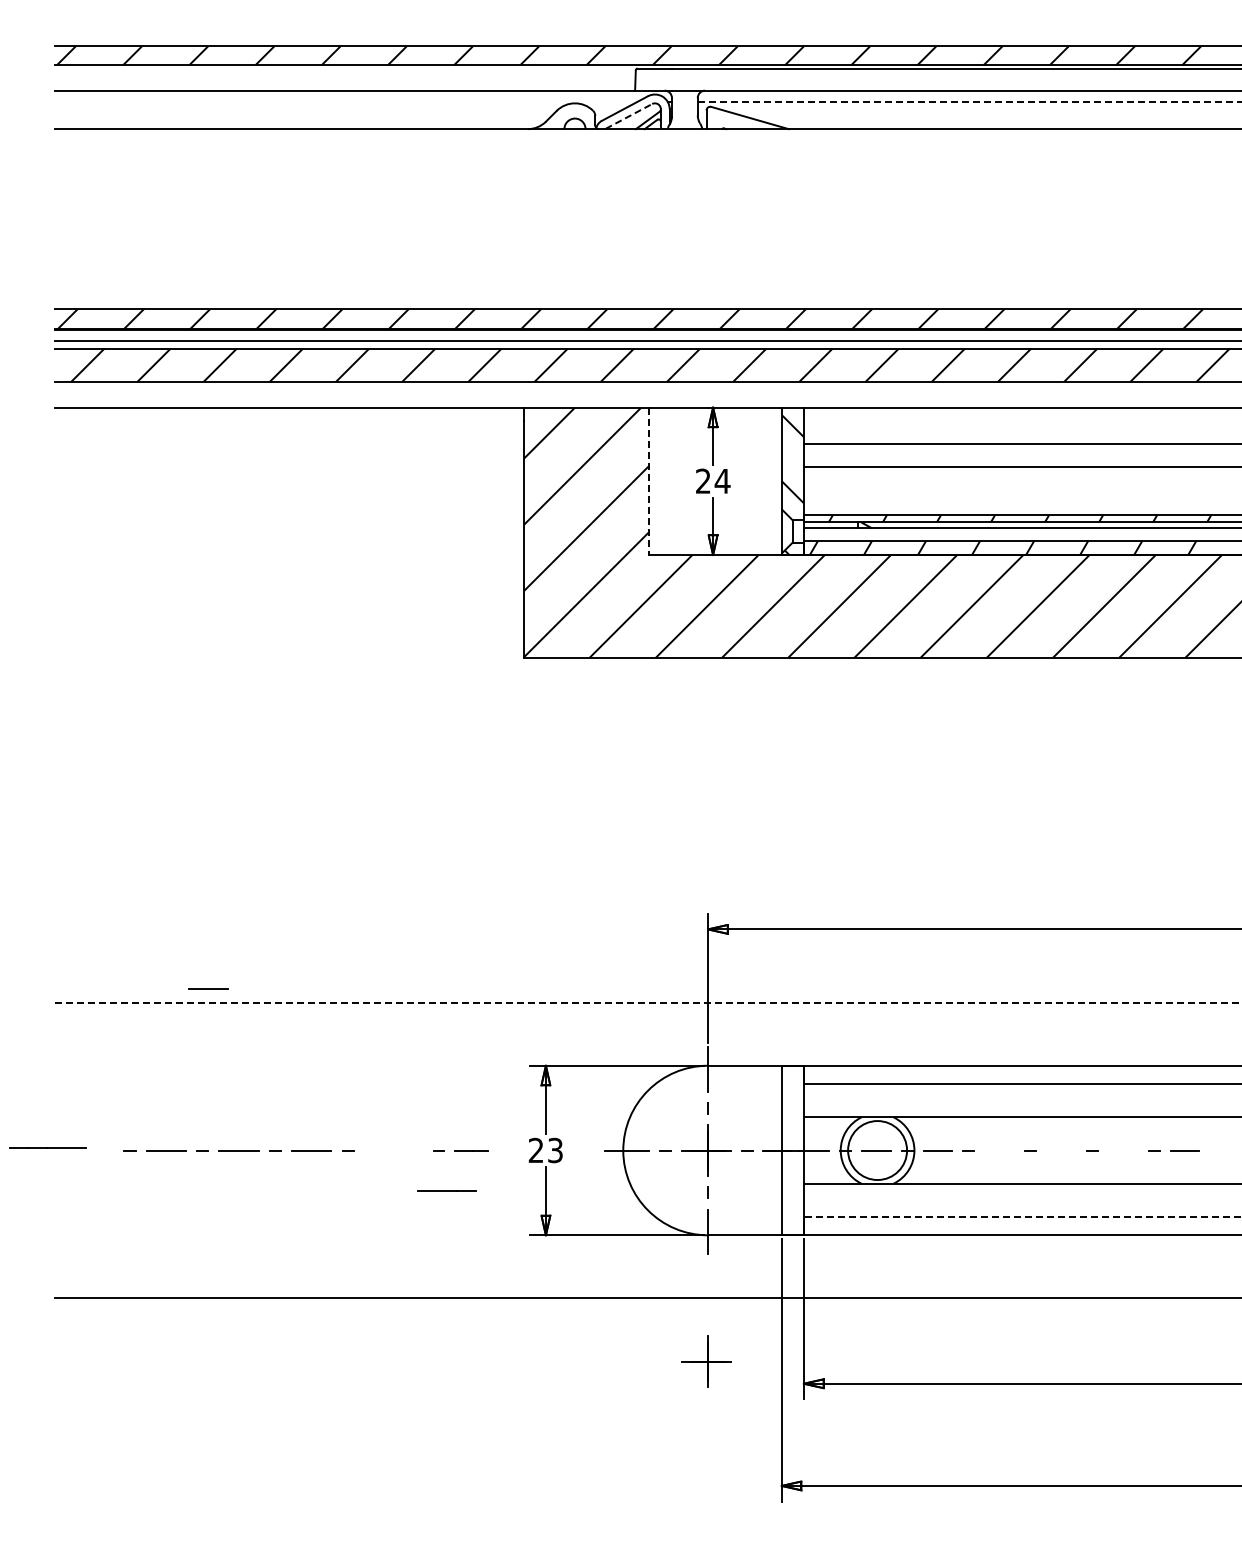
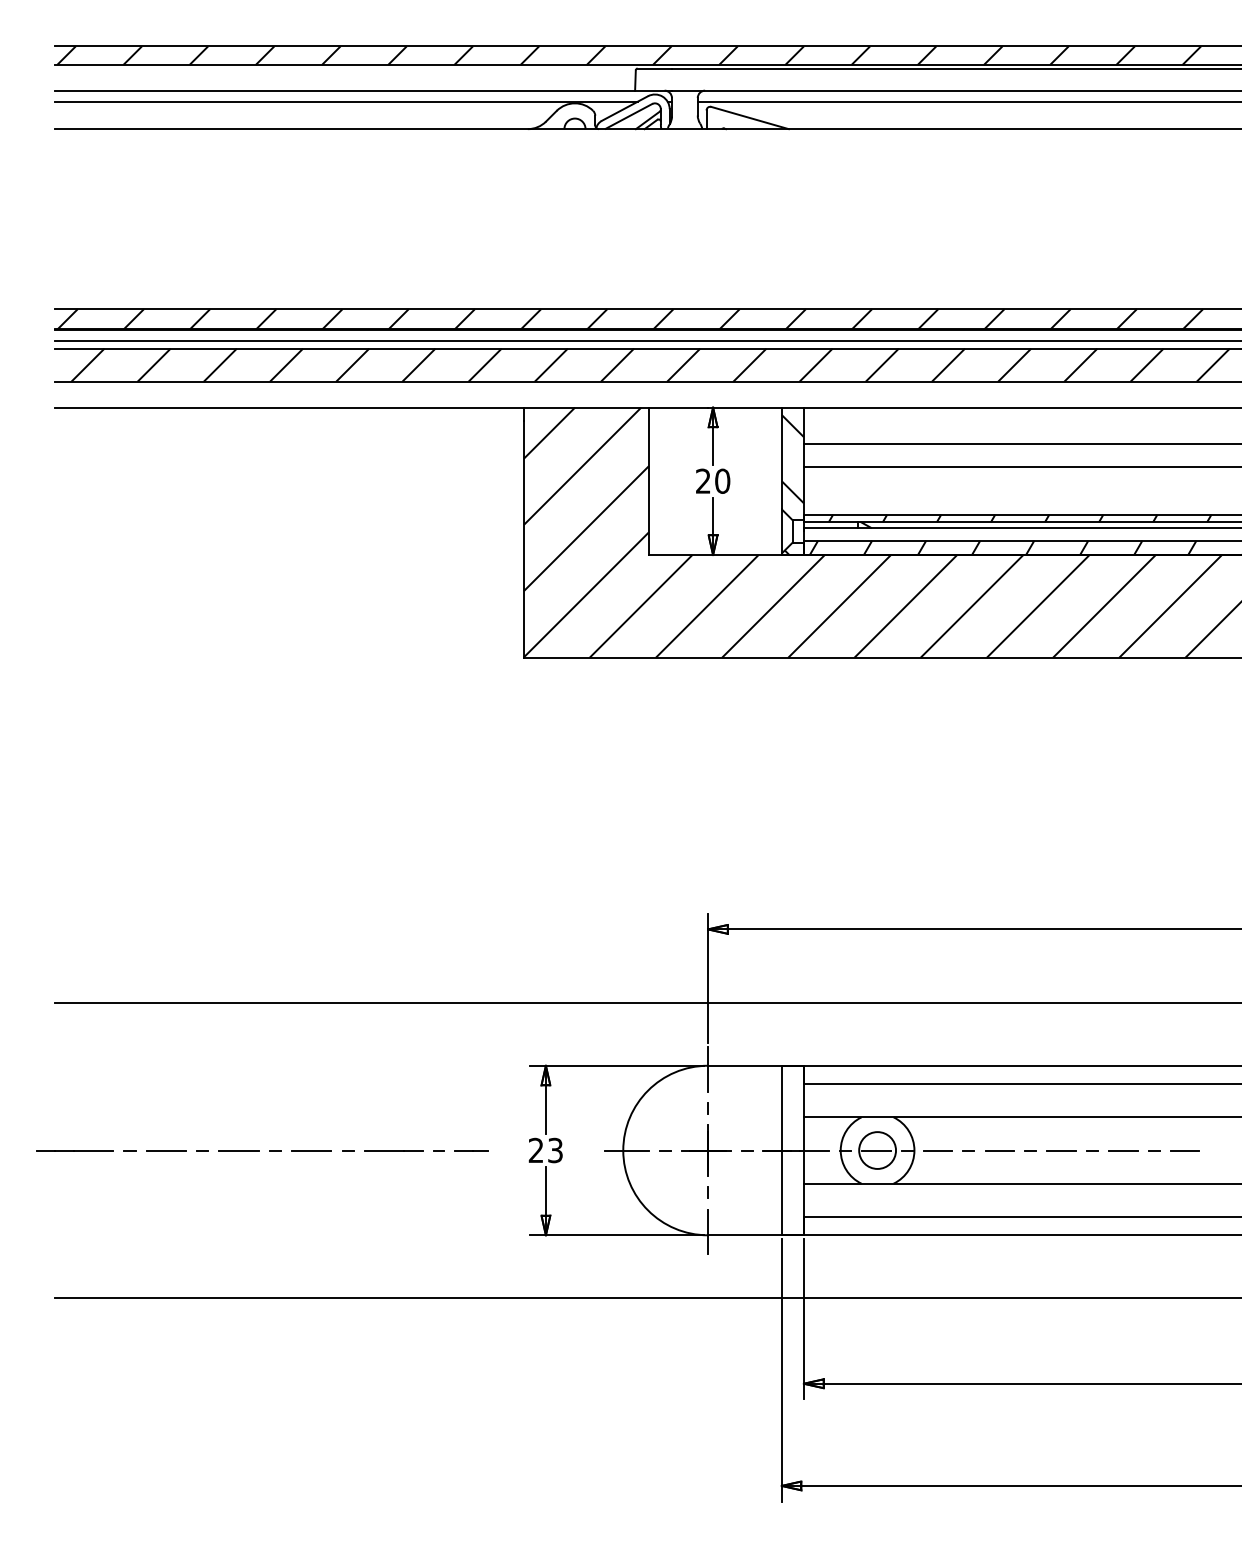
line: none -> present (346, 101)
line: dashed -> solid (969, 101)
line: dashed -> solid (629, 116)
text: 24 -> 20 (722, 480)
line: dashed -> solid (649, 481)
line: present -> none (208, 988)
line: dashed -> solid (648, 1003)
line position: (47, 1147) -> (74, 1150) (74, 1150)
circle diameter: 59 px -> 37 px (877, 1150)
line: none -> present (999, 1150)
line: none -> present (1061, 1150)
line: none -> present (1123, 1150)
line position: (446, 1190) -> (393, 1150) (393, 1150)
line: dashed -> solid (1022, 1216)
part: present -> none (706, 1361)
